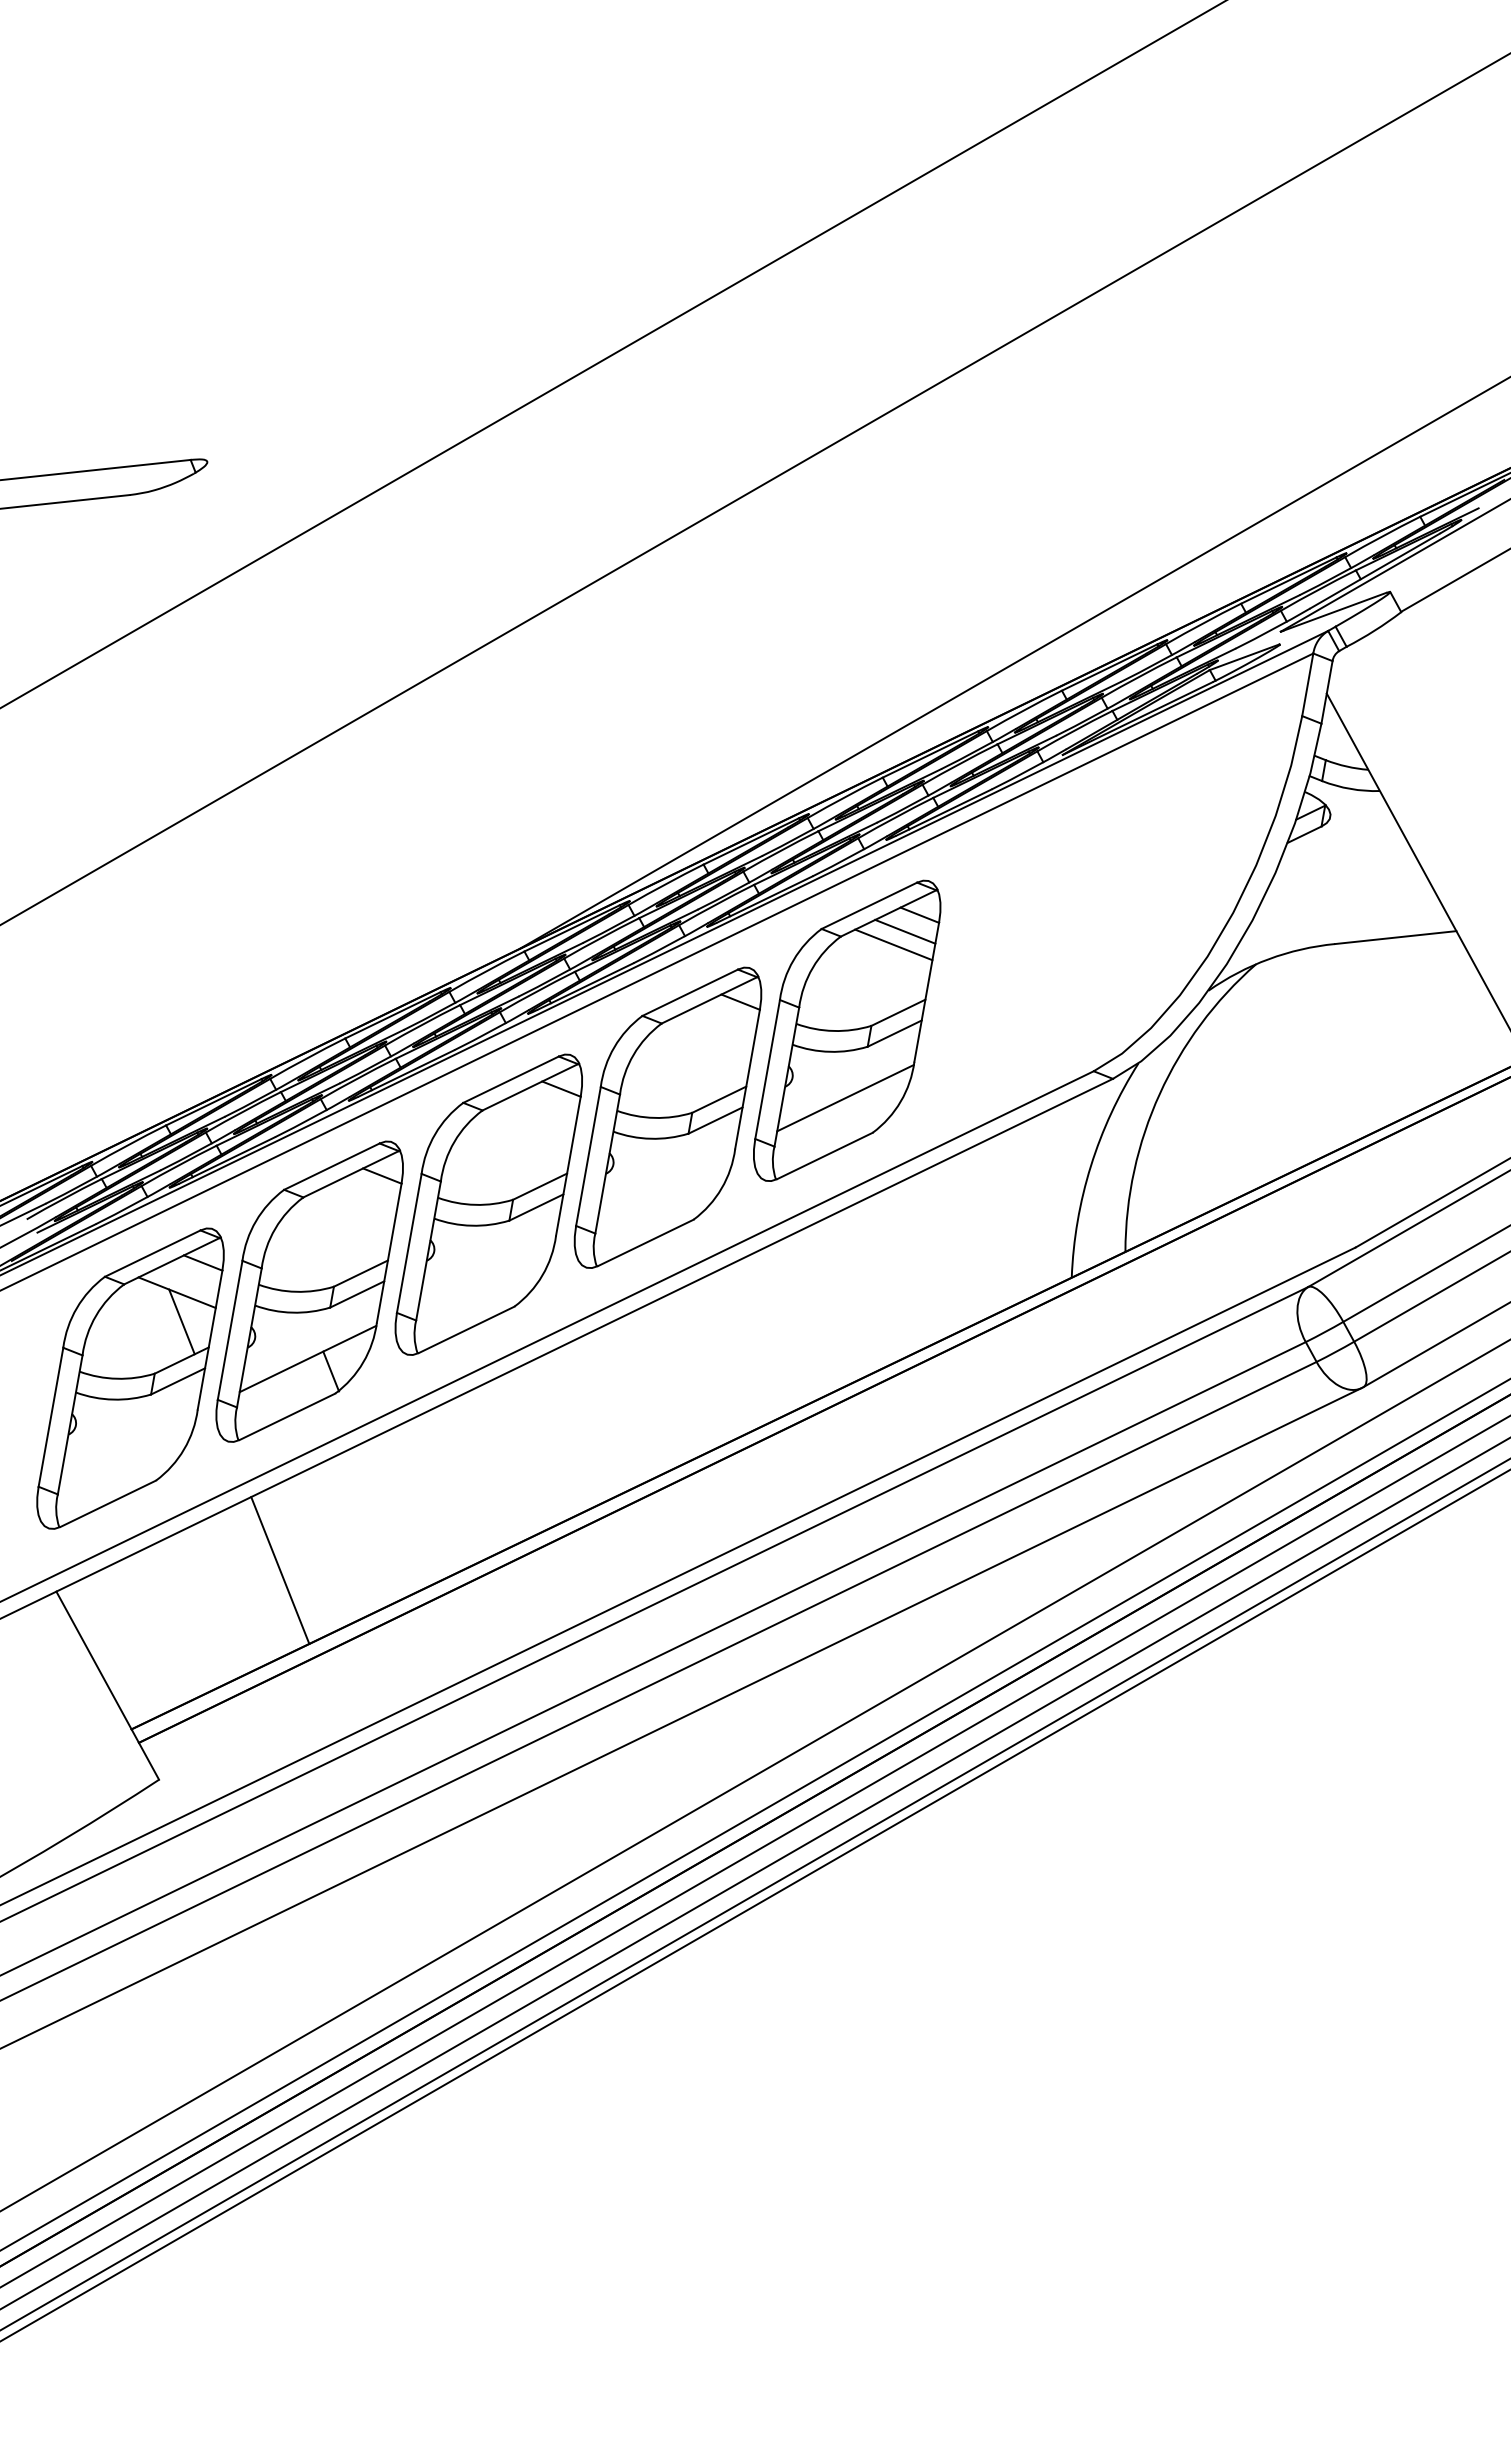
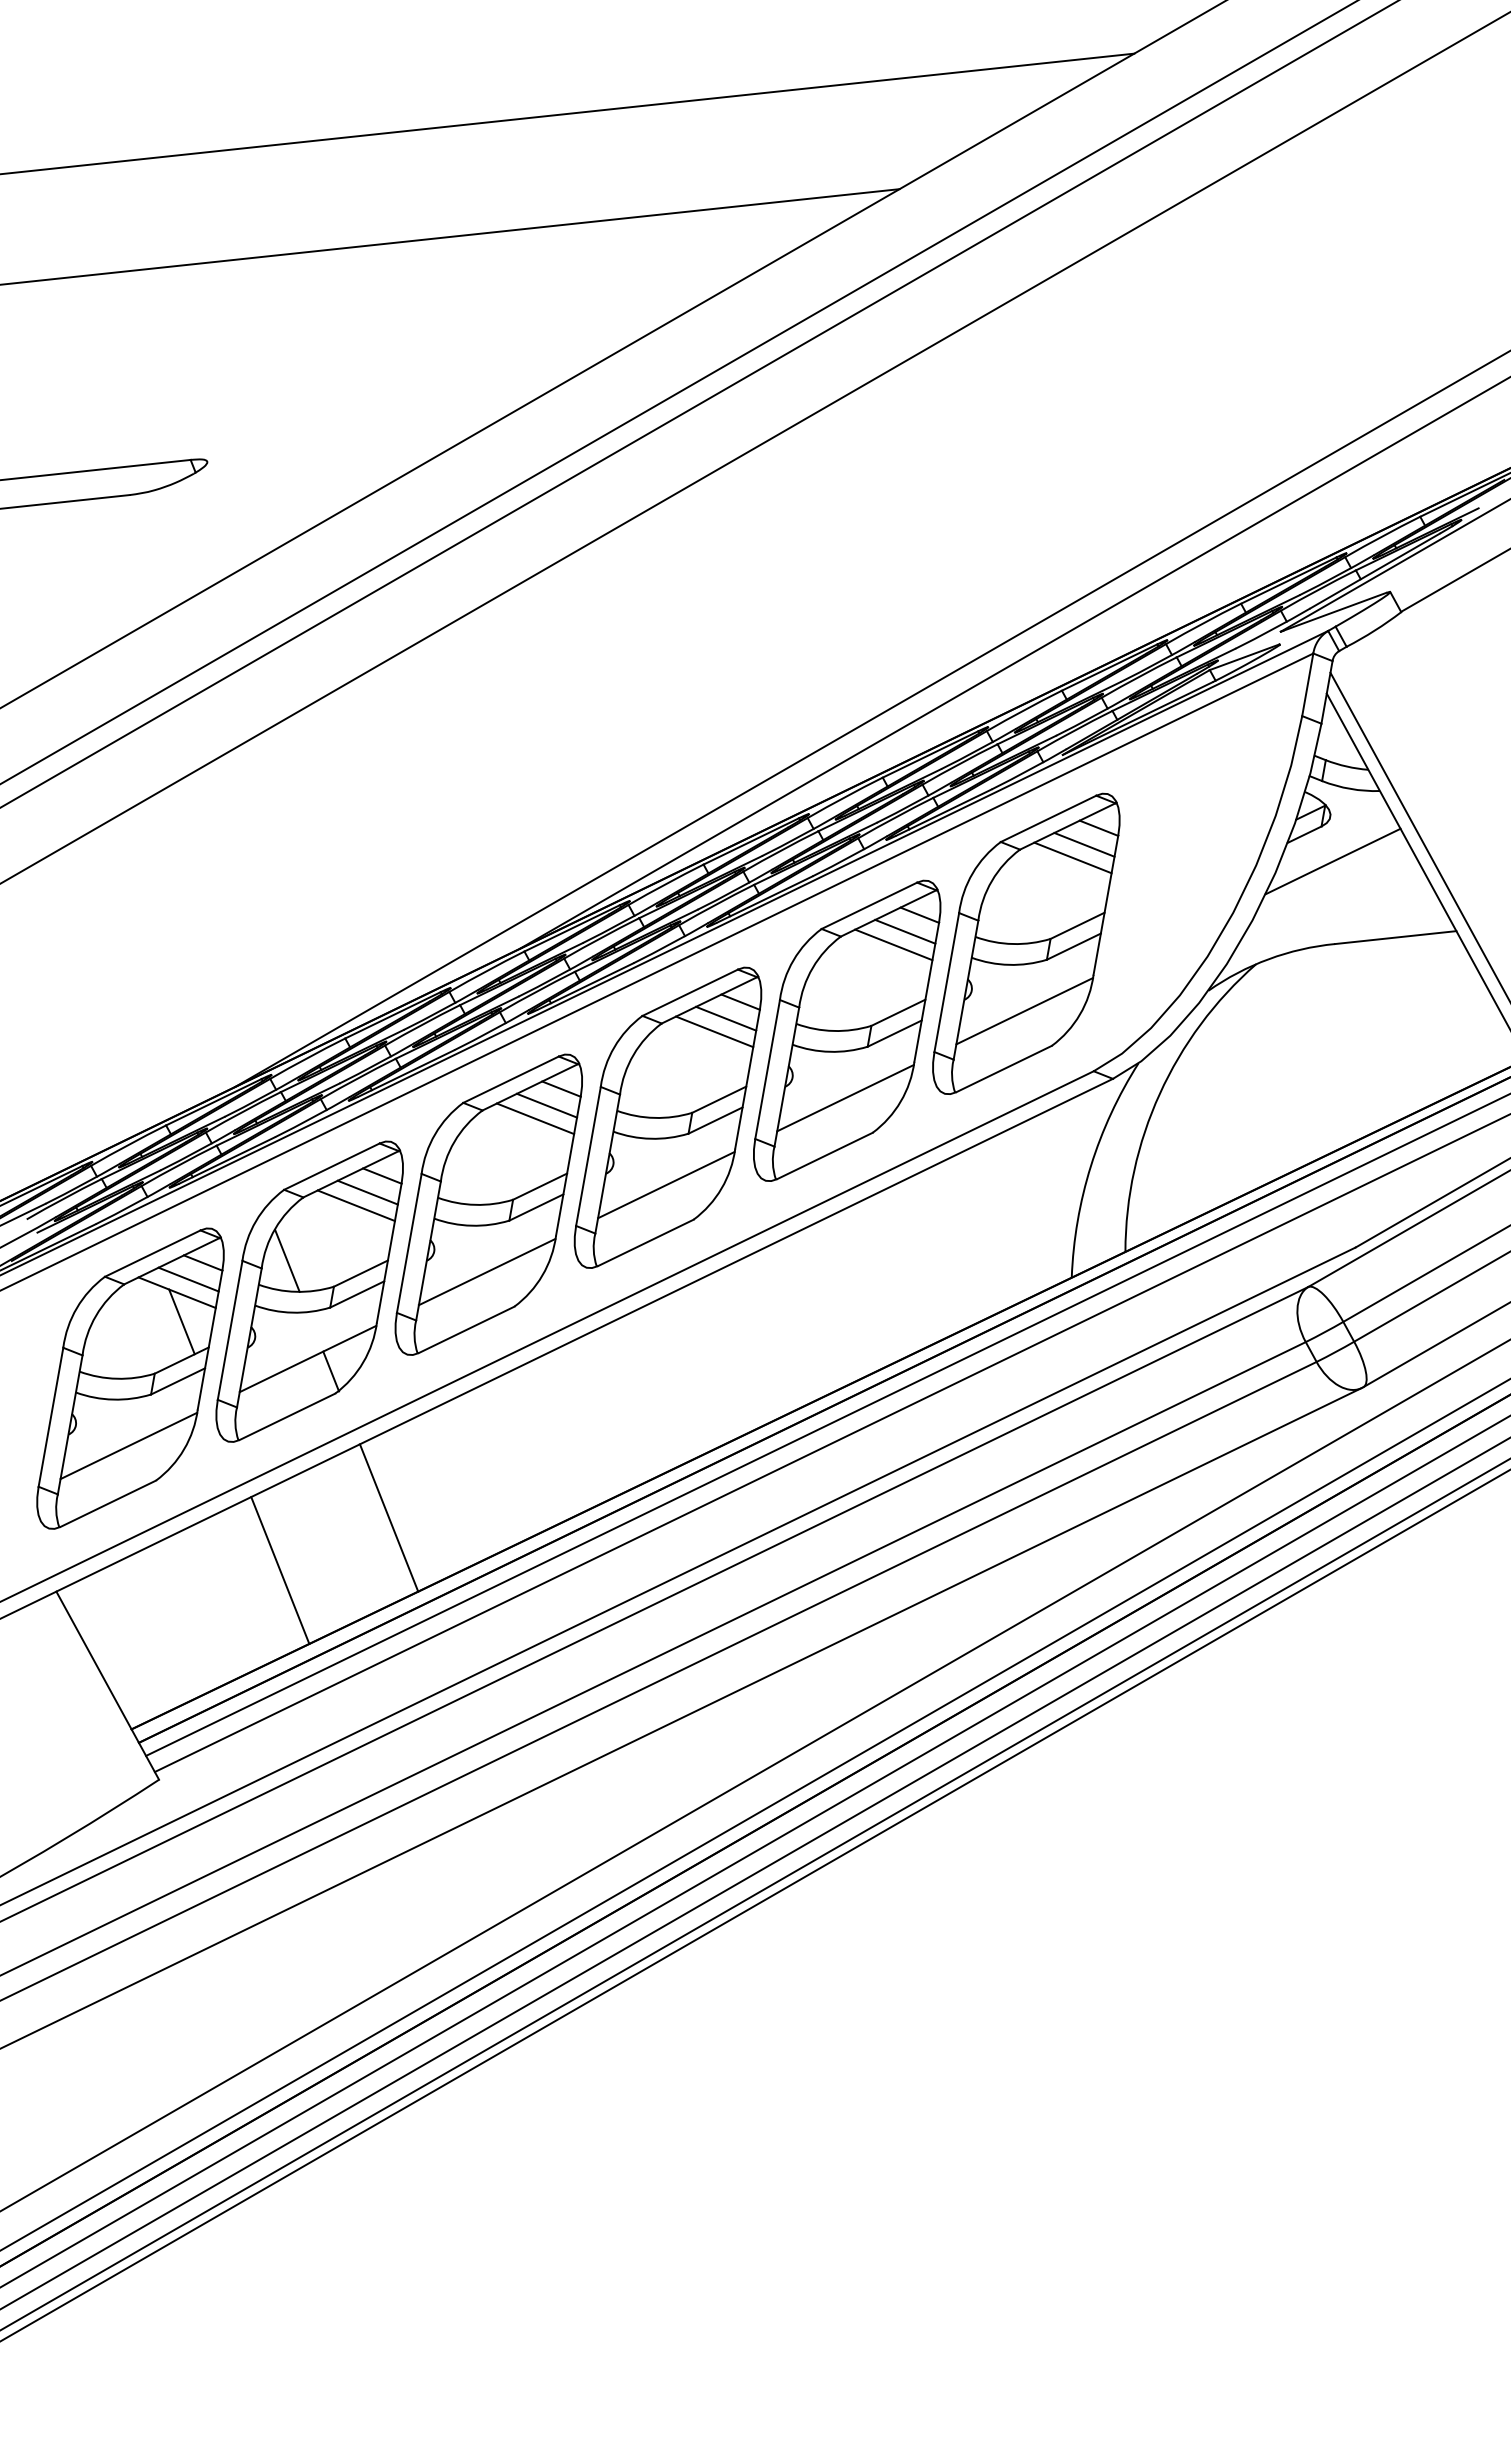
line: none -> present (568, 113)
line: none -> present (450, 236)
line: none -> present (678, 392)
line: none -> present (699, 404)
line position: (754, 489) -> (754, 447) (754, 447)
line: none -> present (871, 719)
line: none -> present (1418, 834)
line: none -> present (1332, 861)
part: none -> present (1026, 943)
line: none -> present (726, 1018)
line: none -> present (714, 1031)
line: none -> present (546, 1105)
line: none -> present (535, 1118)
line: none -> present (666, 1184)
line: none -> present (367, 1192)
line: none -> present (355, 1205)
line: none -> present (287, 1260)
line: none -> present (486, 1271)
line: none -> present (188, 1279)
line: none -> present (826, 1425)
line: none -> present (830, 1443)
line: none -> present (128, 1445)
line: none -> present (388, 1517)
